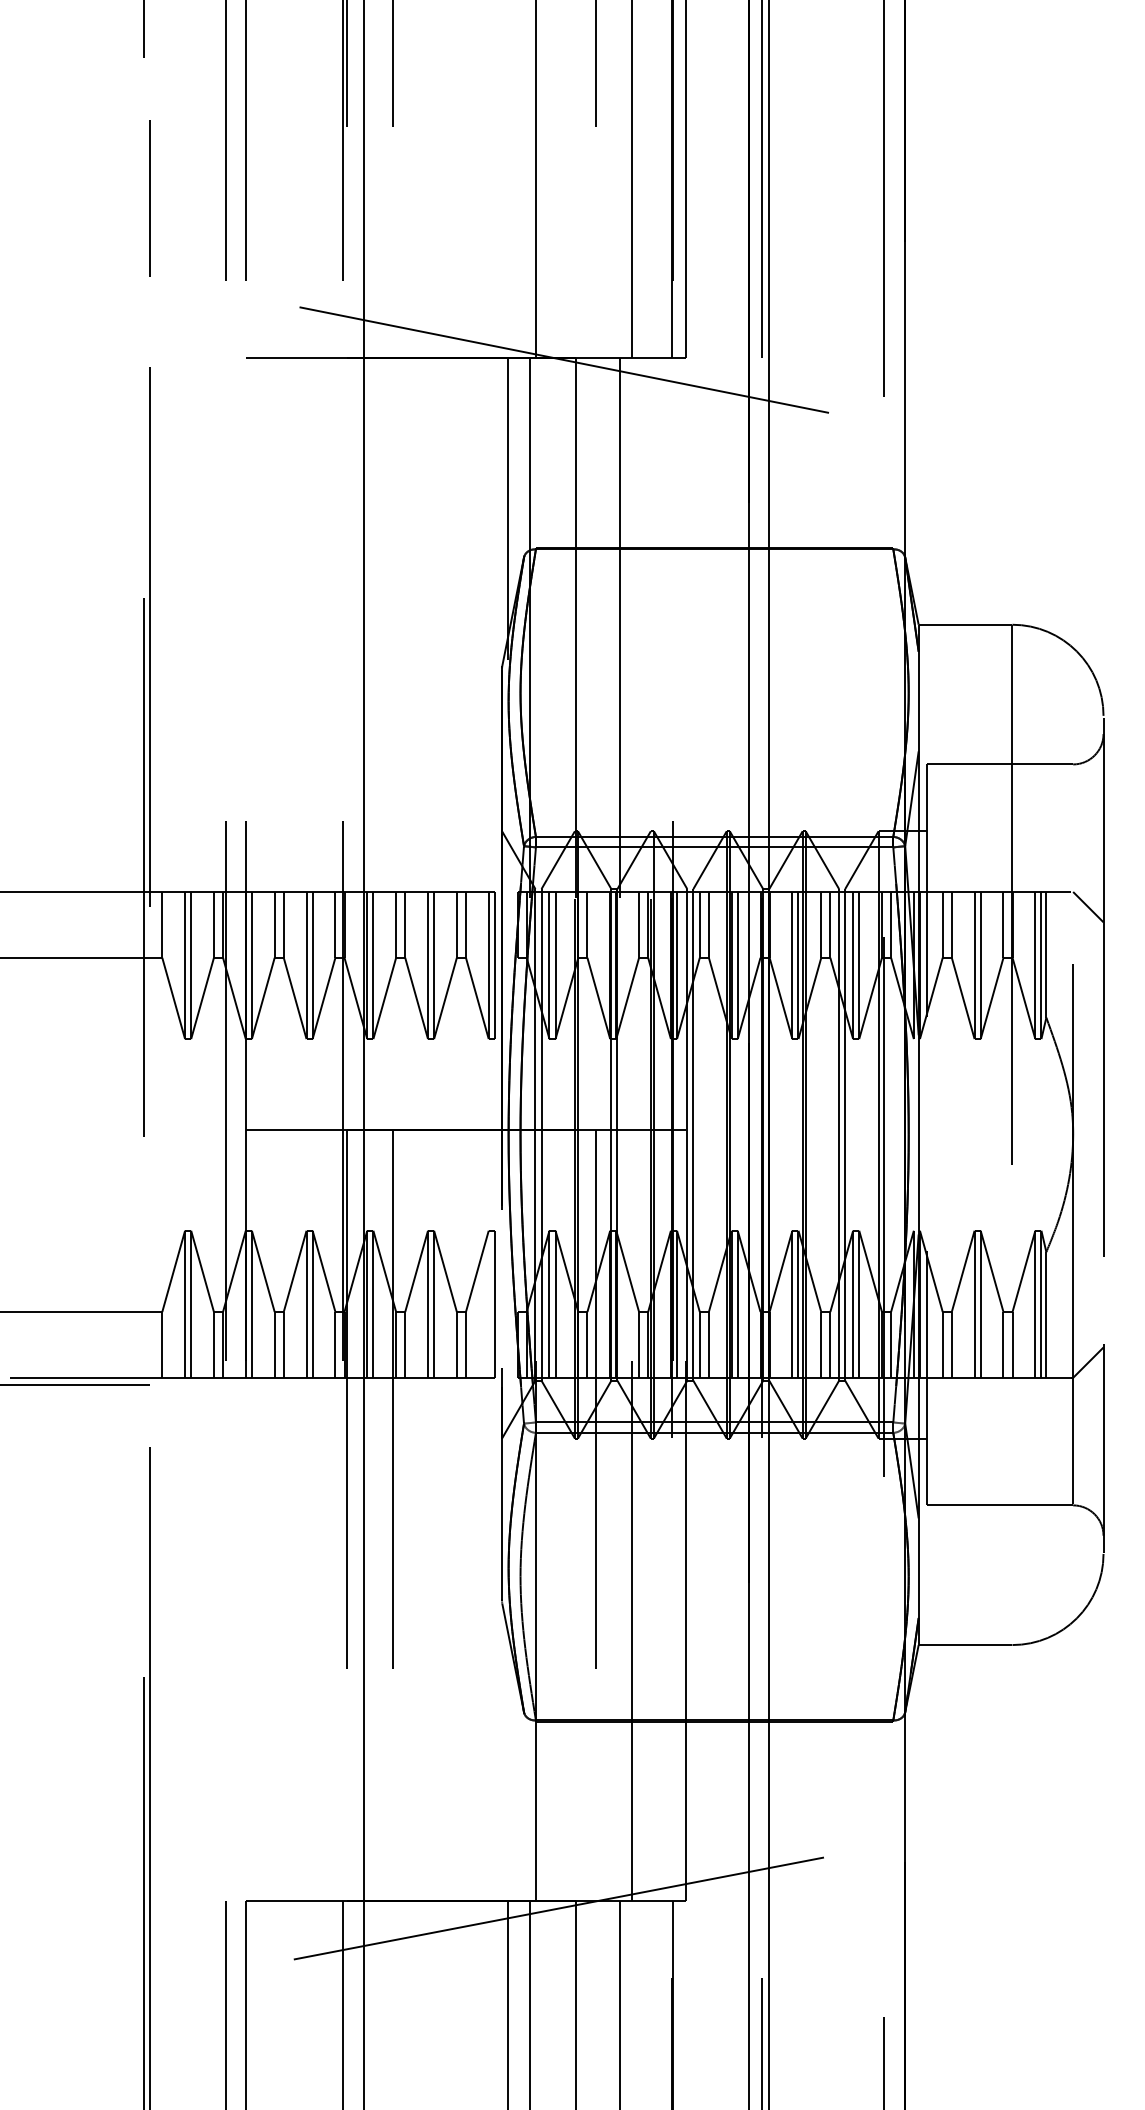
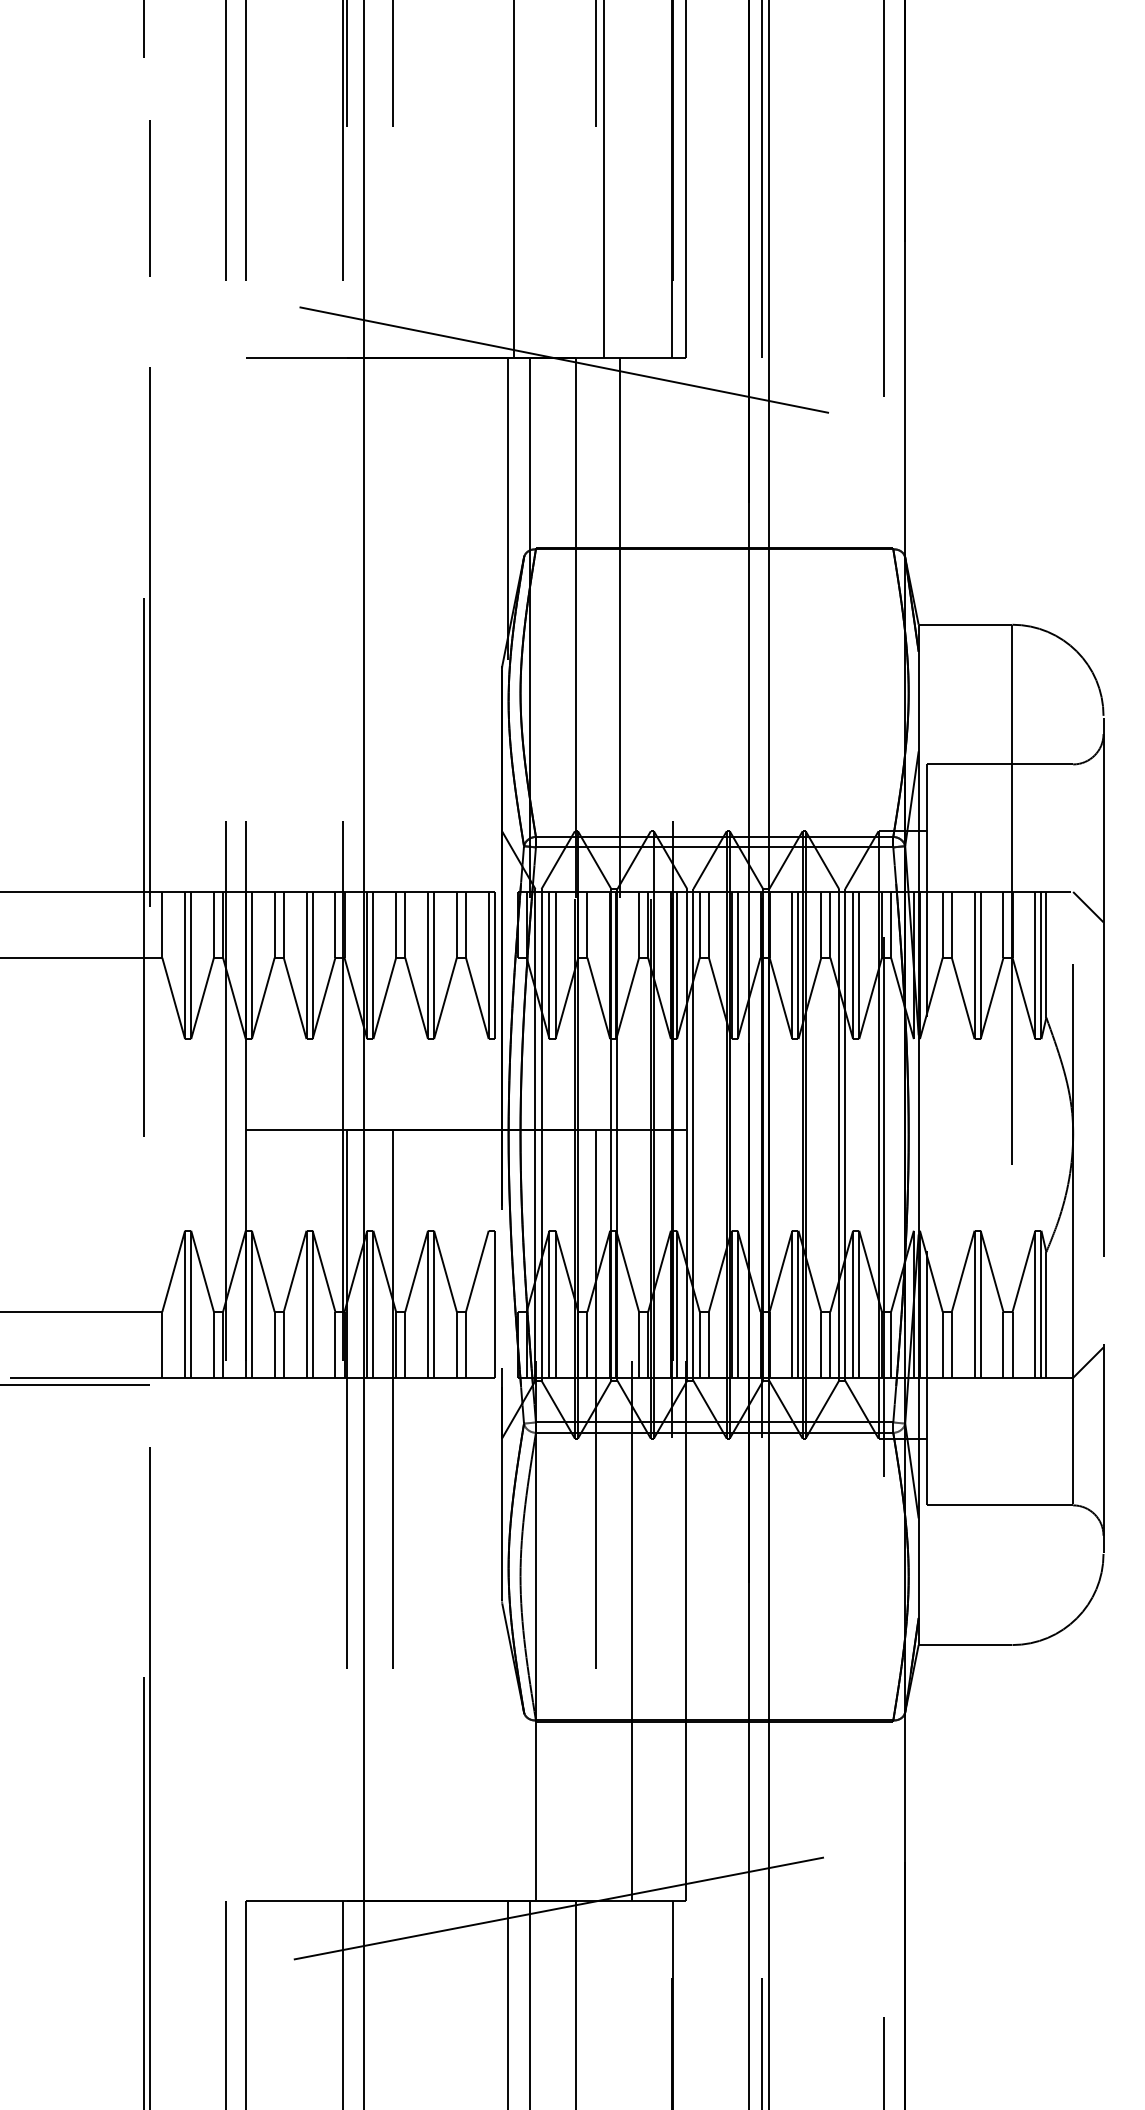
line position: (535, 180) -> (513, 180) (513, 180)
line position: (632, 180) -> (604, 180) (604, 180)
line: present -> none (620, 2003)
